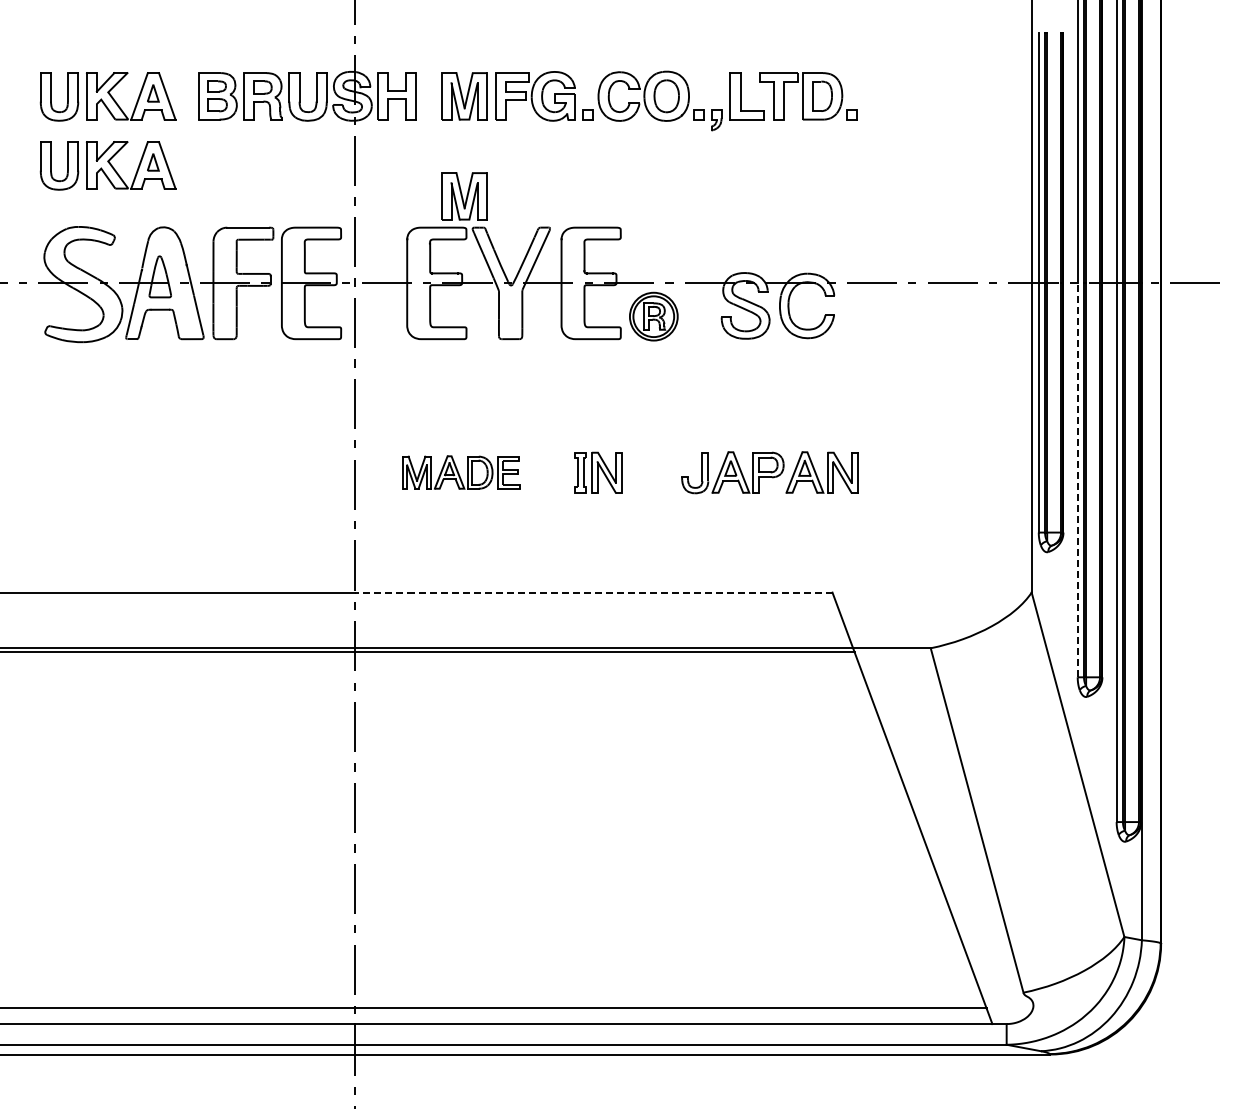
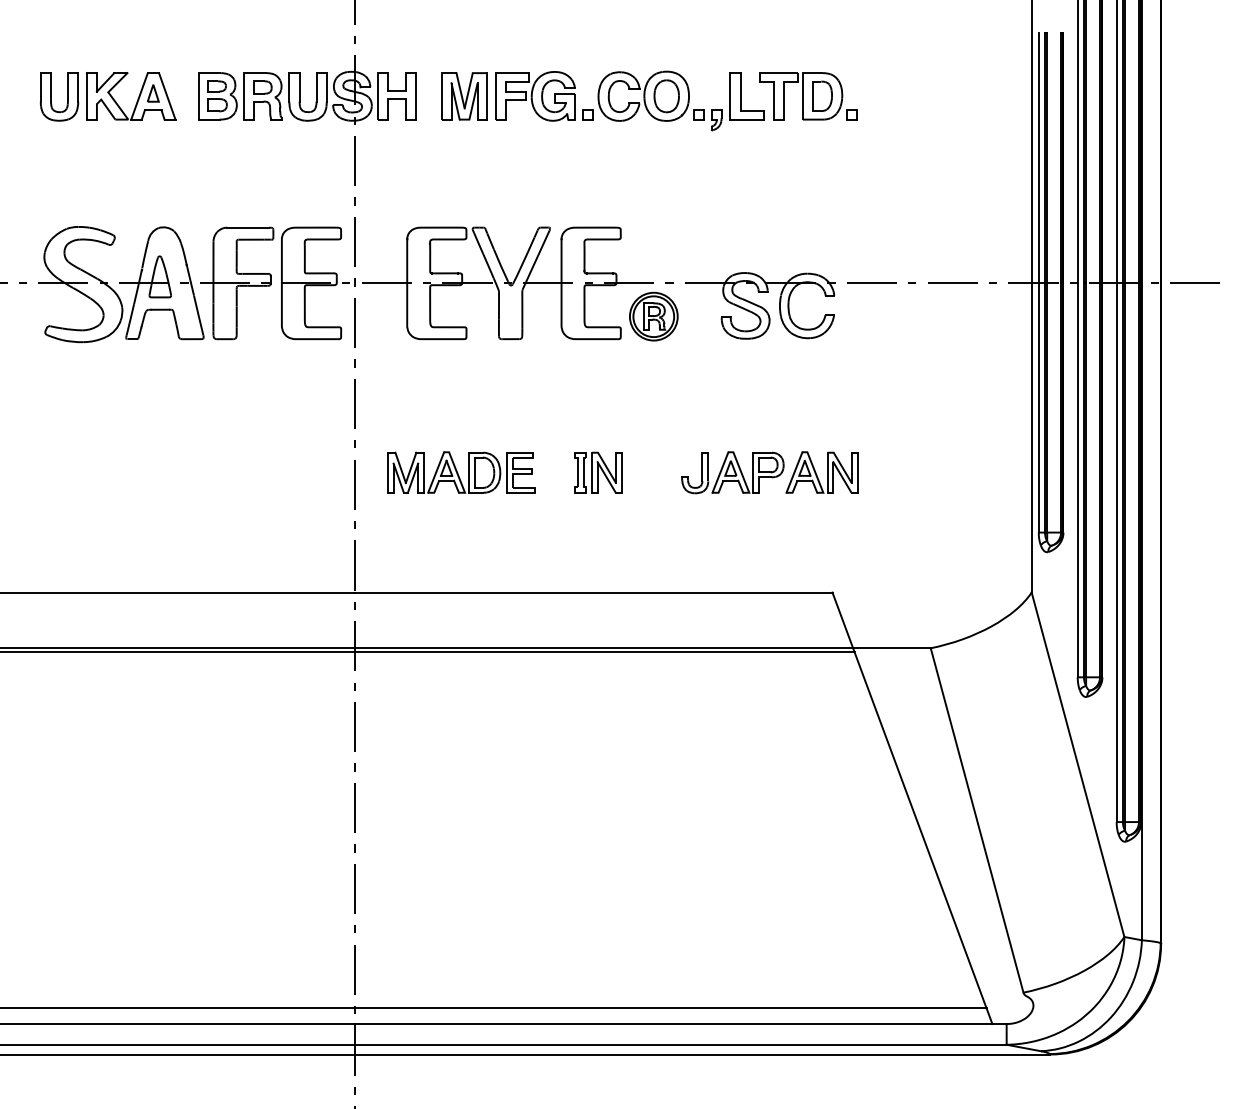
part: present -> none (107, 165)
part: present -> none (464, 196)
part size: 119x35 px -> 149x43 px (461, 472)
line: dashed -> solid (1077, 479)
line: dashed -> solid (593, 592)
